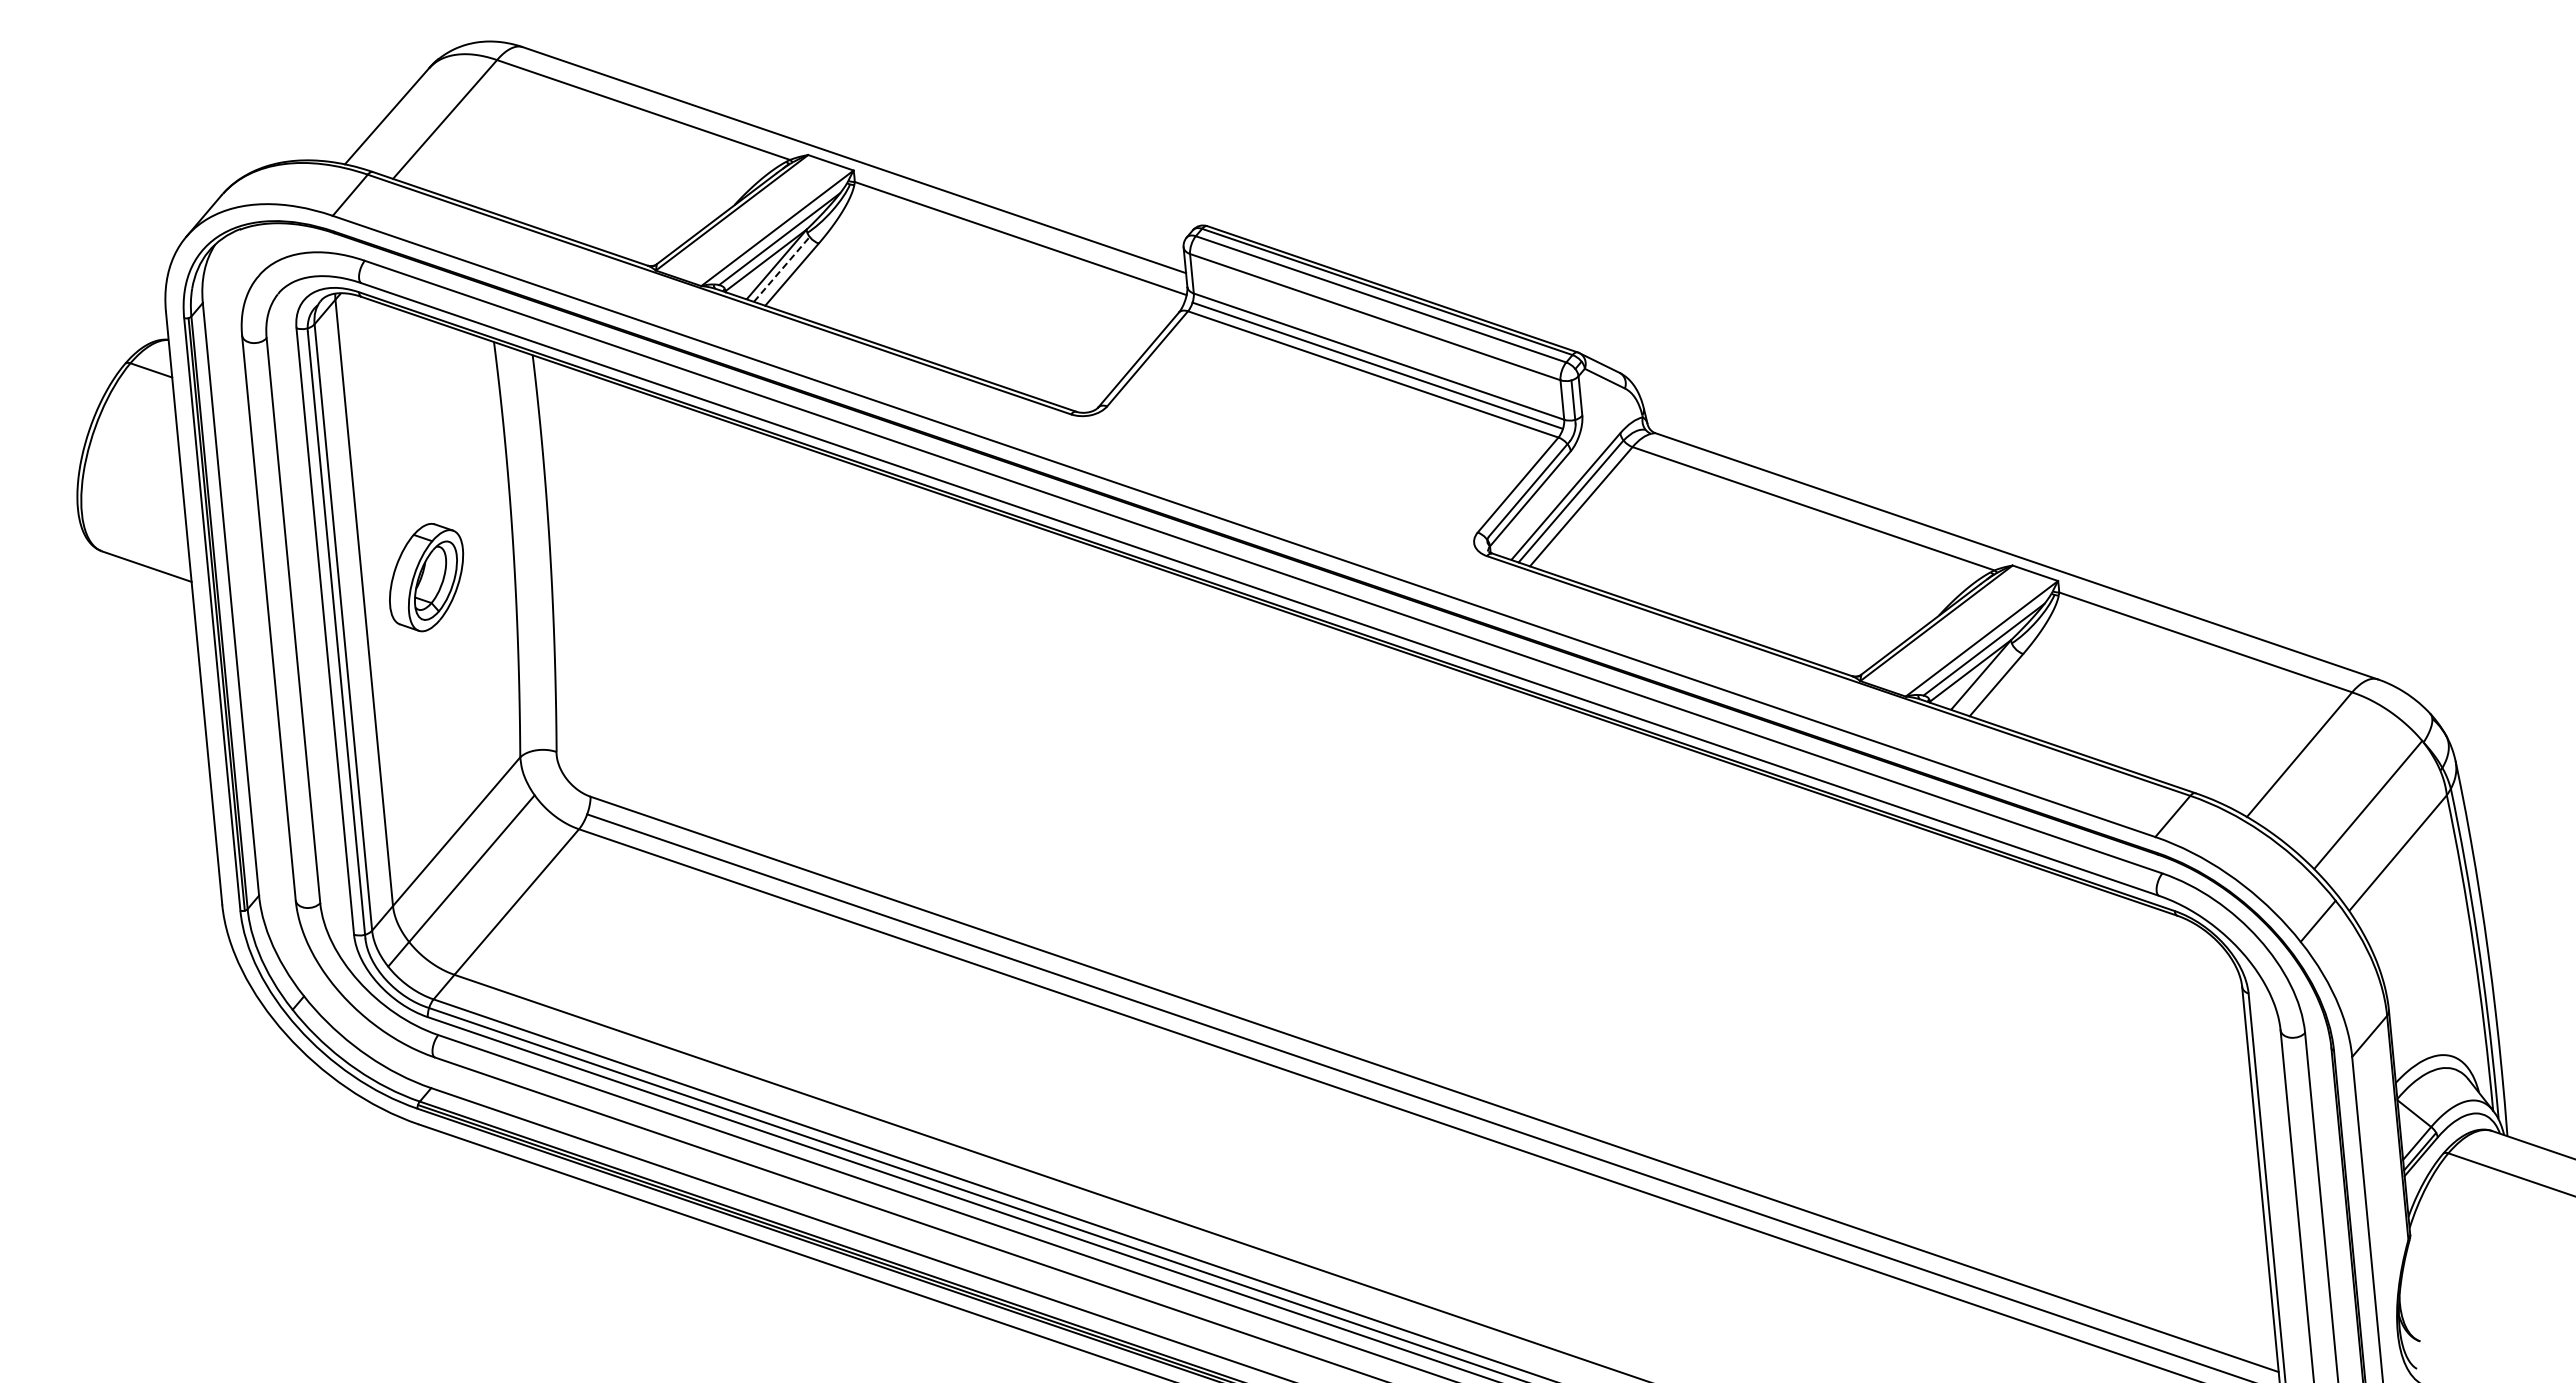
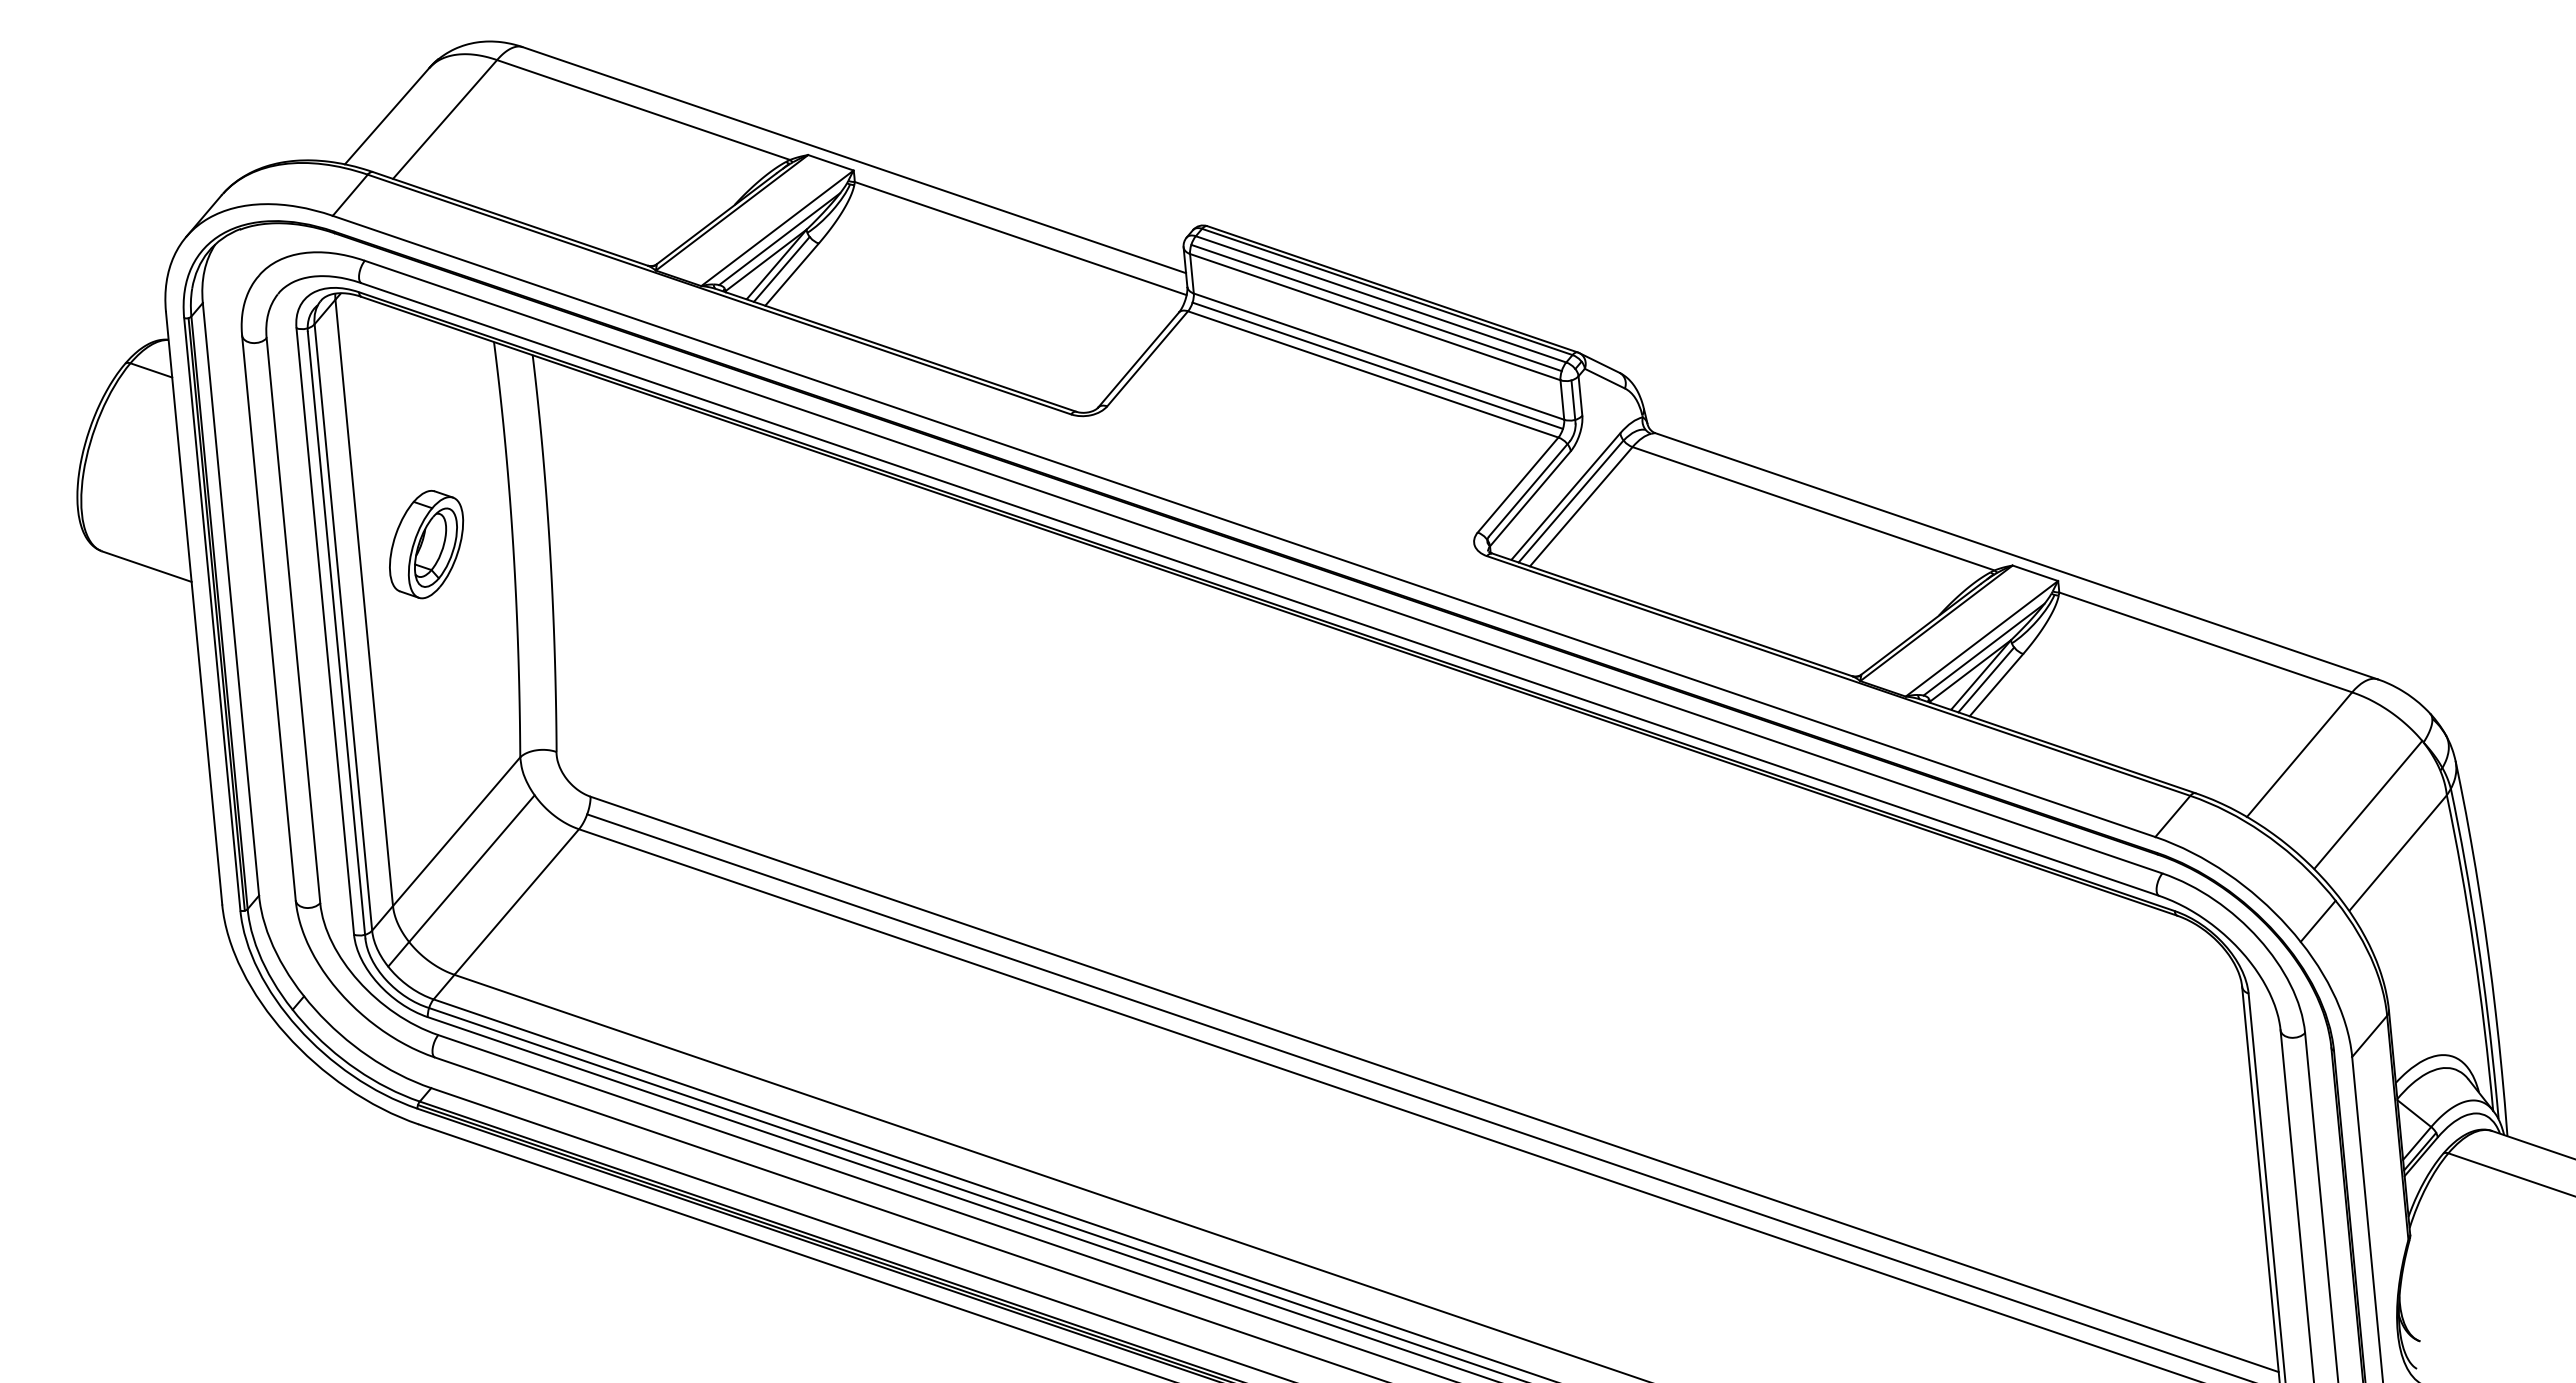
line: dashed -> solid (781, 269)
line: none -> present (1376, 307)
part position: (426, 577) -> (426, 544) (426, 544)
line: none -> present (1986, 679)
